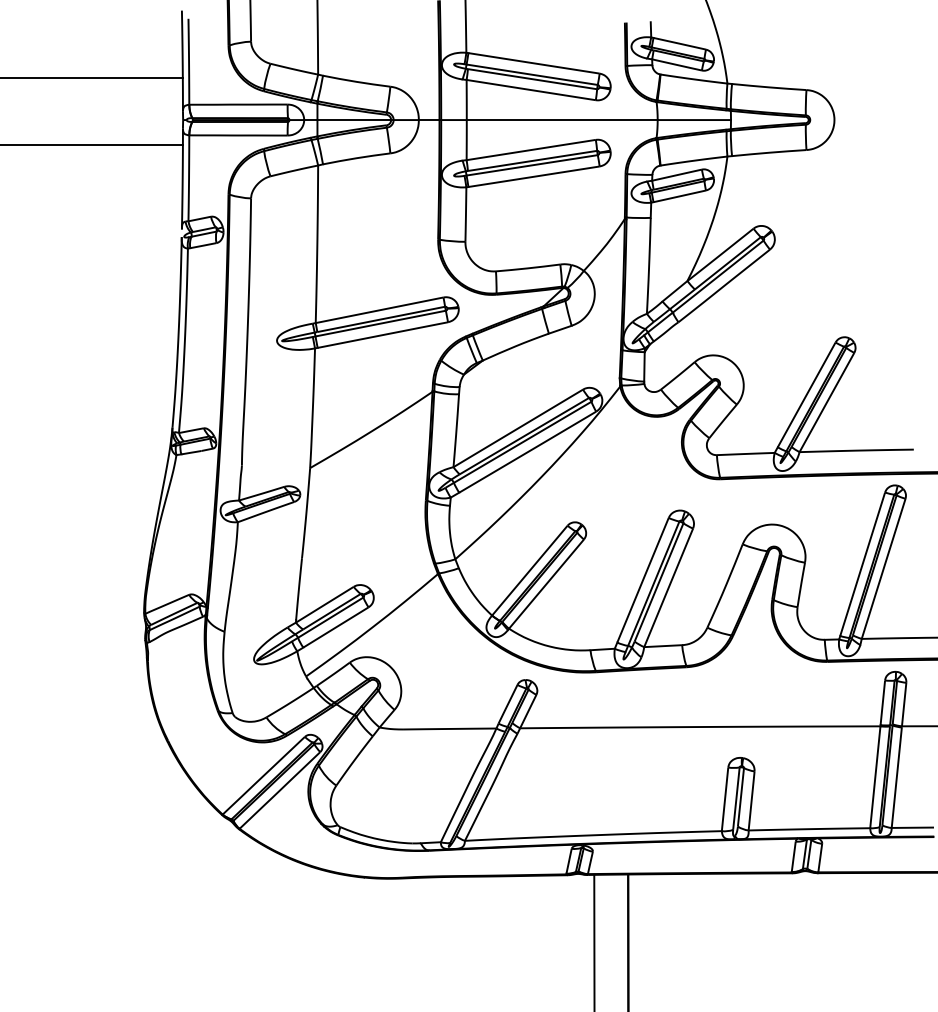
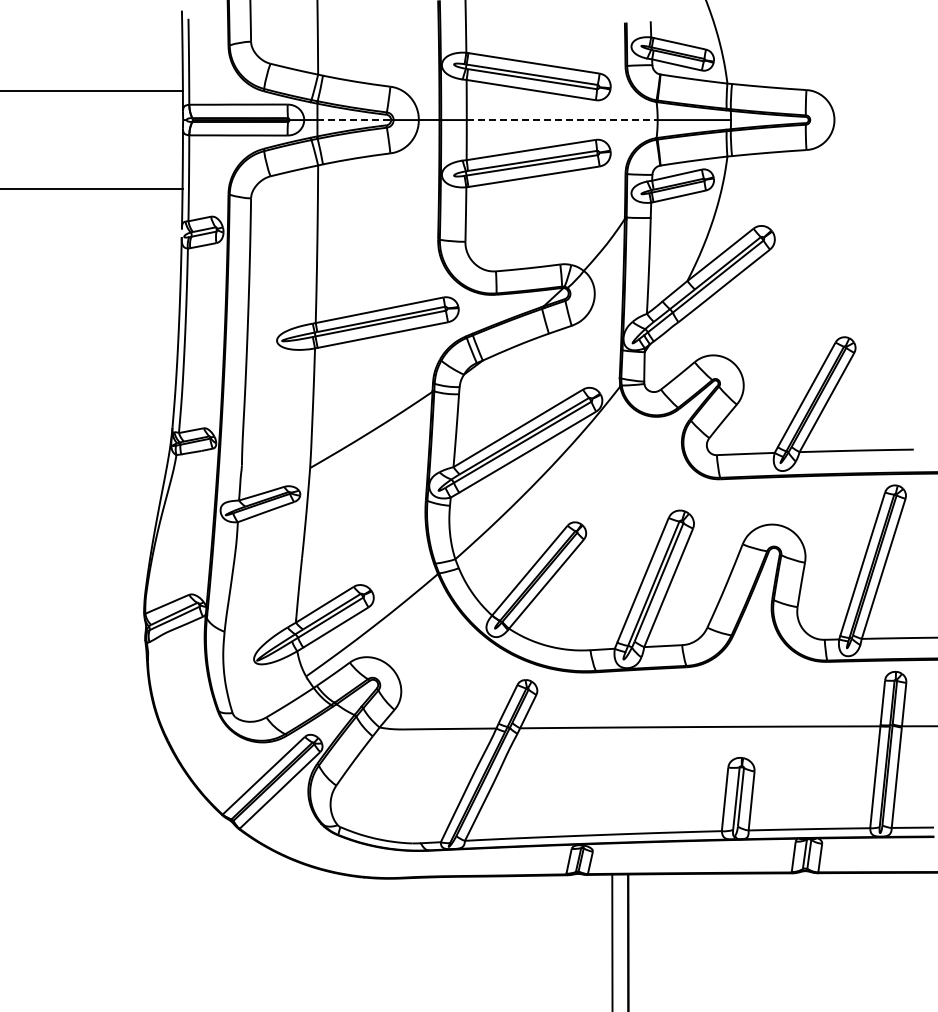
line position: (92, 77) -> (92, 90) (92, 90)
line: solid -> dashed (354, 120)
line: solid -> dashed (562, 120)
line position: (92, 145) -> (92, 189) (92, 189)
line position: (594, 941) -> (612, 941) (612, 941)
